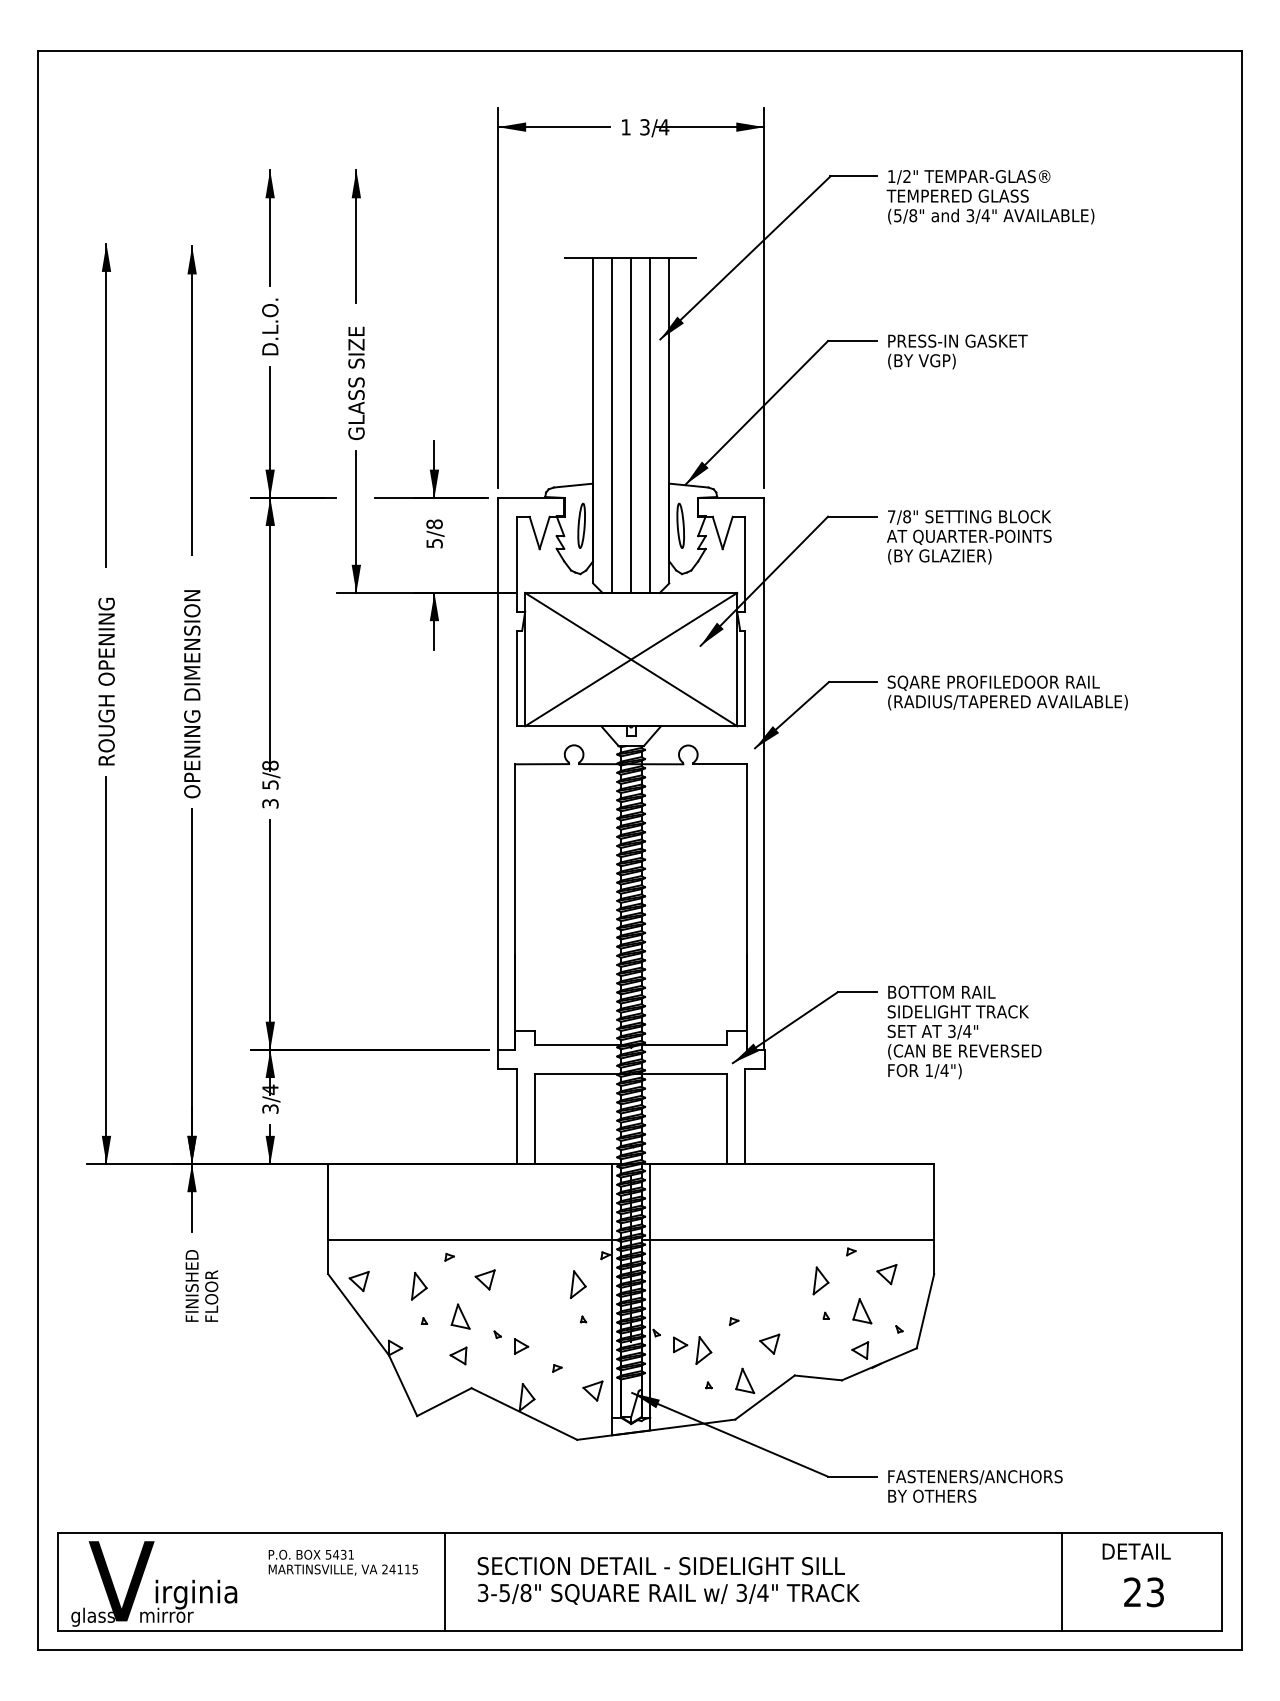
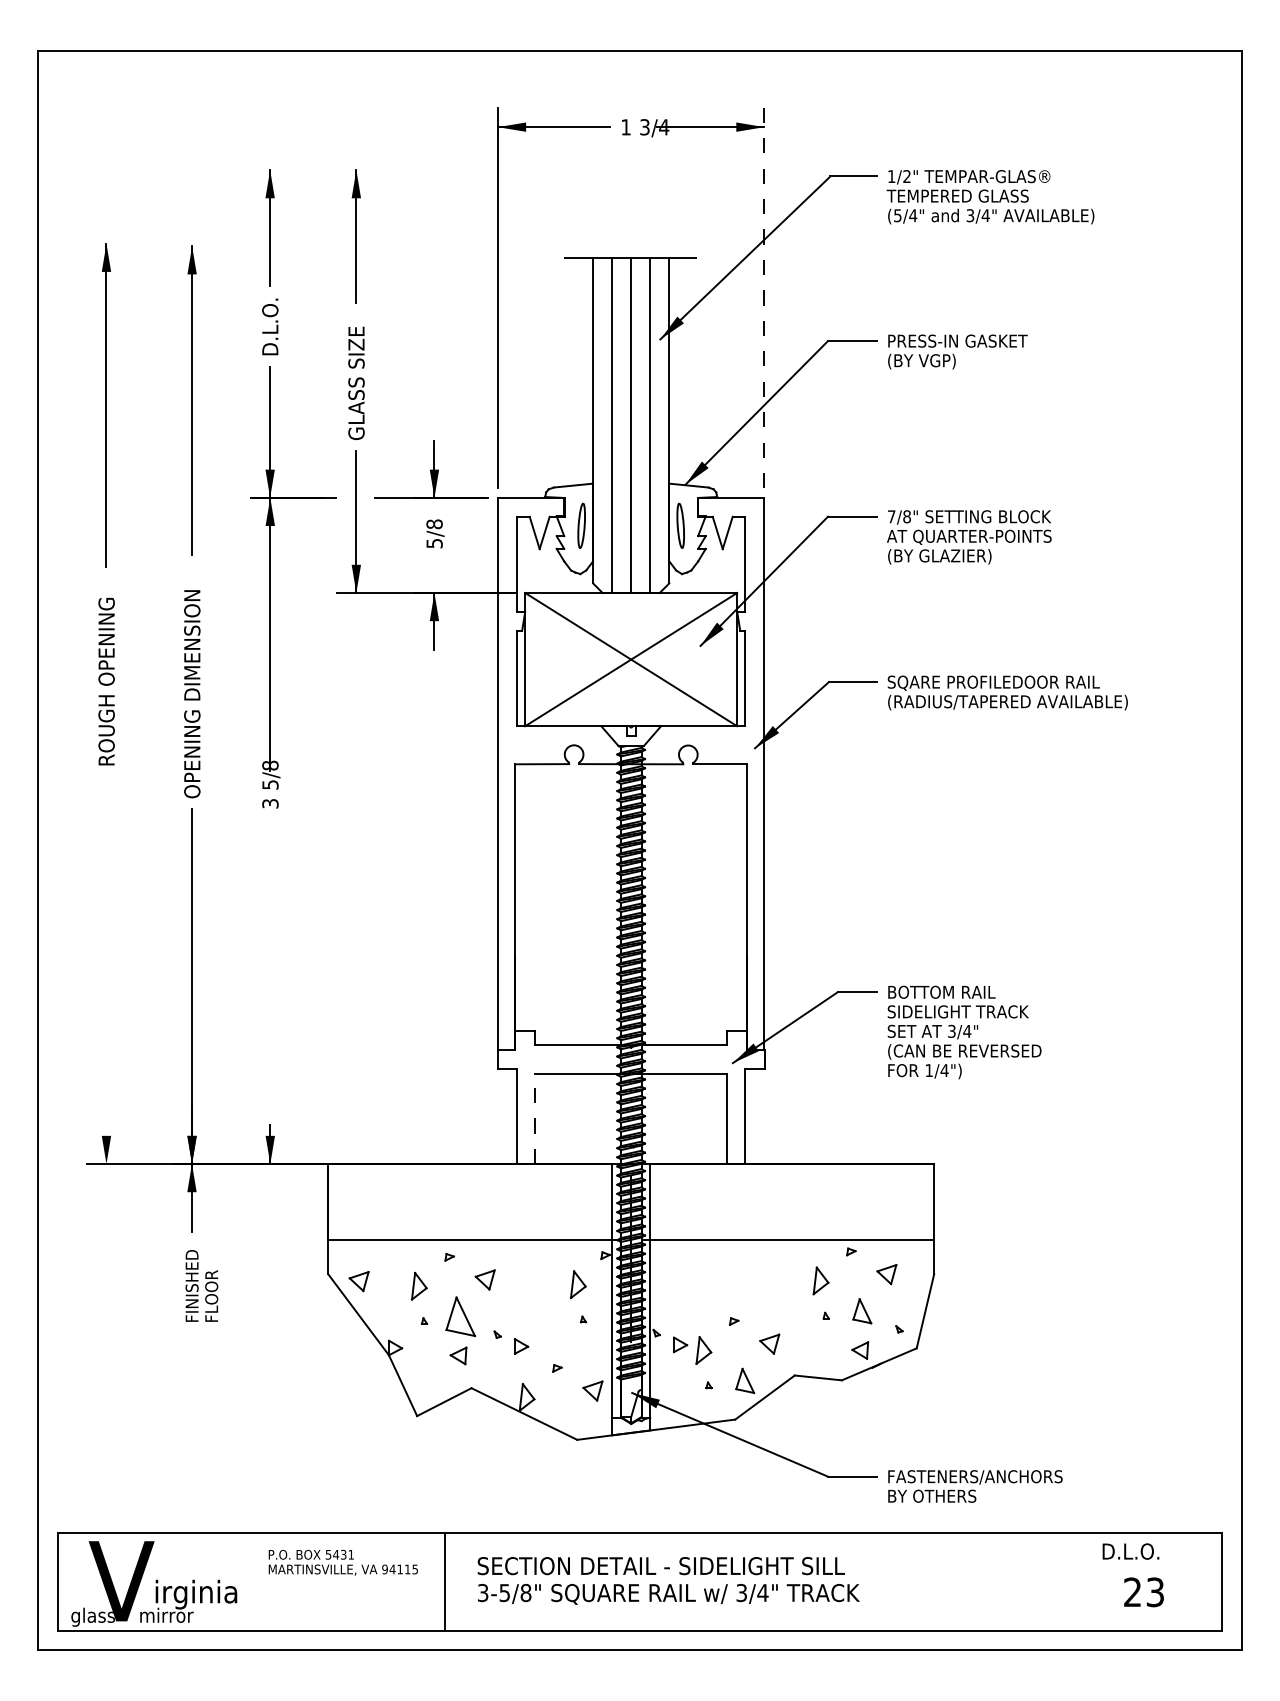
text: (5/8" -> (5/4" (913, 215)
line: solid -> dashed (764, 297)
line: present -> none (106, 970)
part: present -> none (369, 1049)
line: solid -> dashed (535, 1119)
part size: 21x27 px -> 31x42 px (460, 1316)
text: DETAIL -> D.L.O. (1144, 1551)
text: 24115 -> 94115 (384, 1569)
line: present -> none (1061, 1581)
